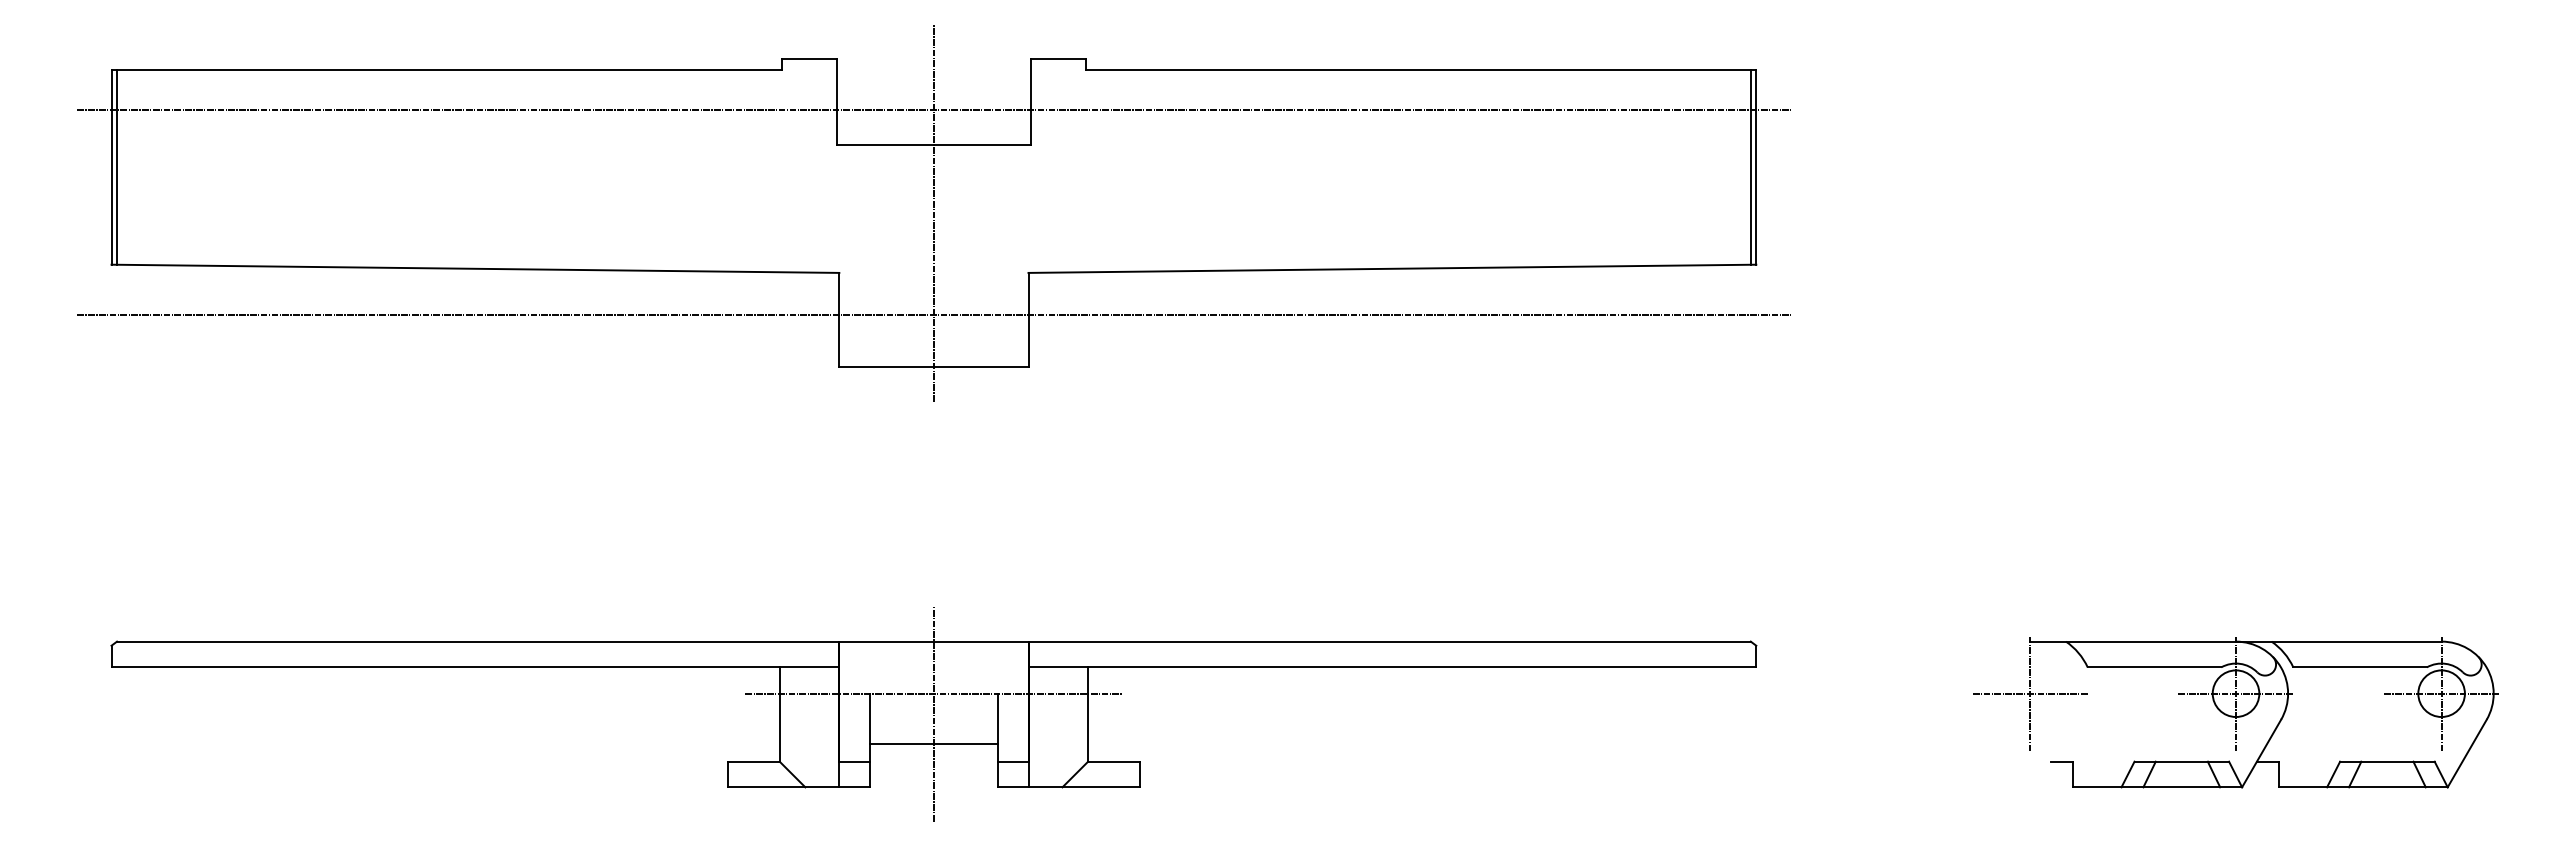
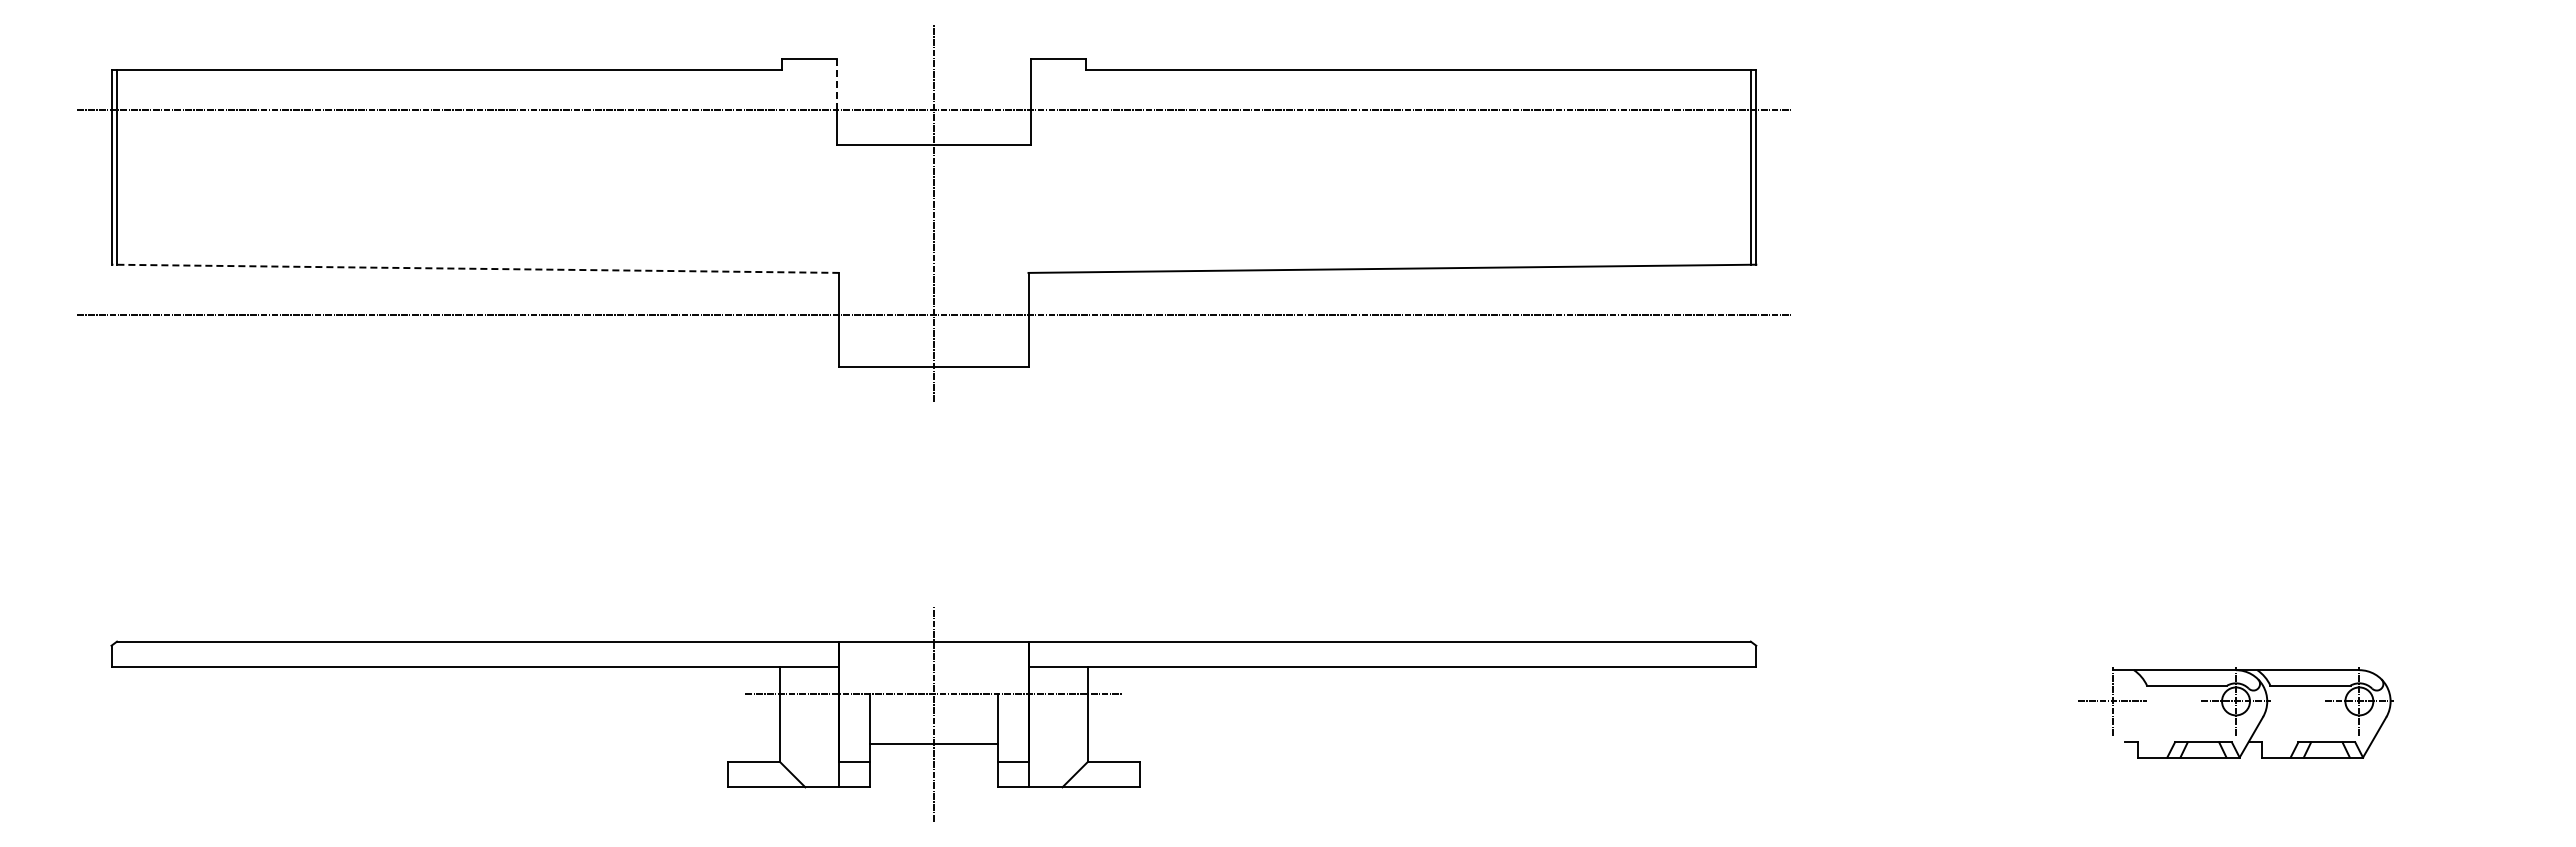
line: solid -> dashed (836, 84)
line: solid -> dashed (475, 268)
part size: 526x152 px -> 316x92 px (2235, 712)
